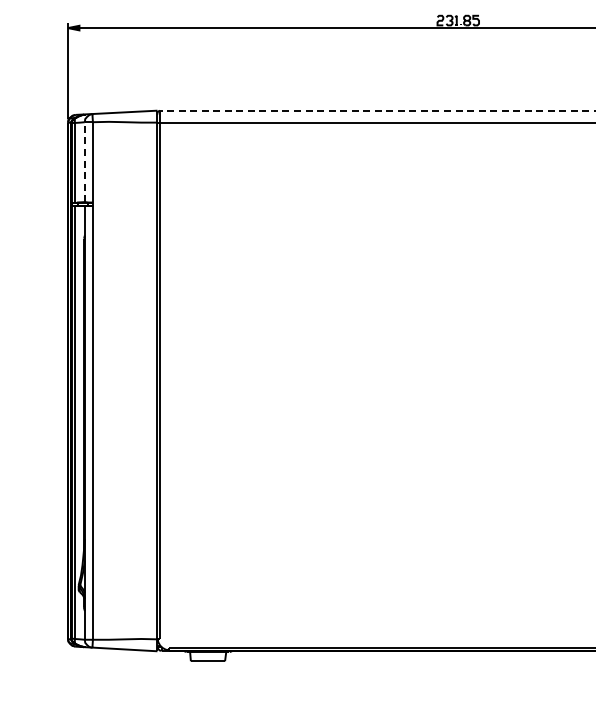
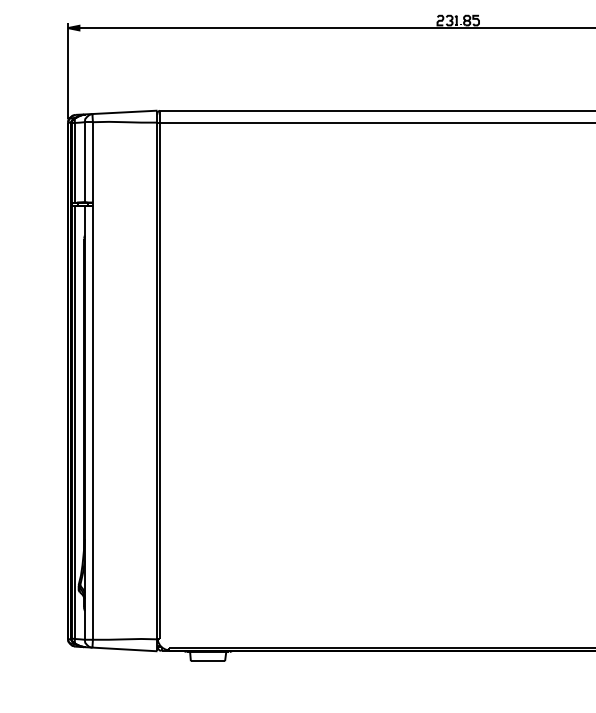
line: dashed -> solid (377, 110)
line: dashed -> solid (84, 162)
